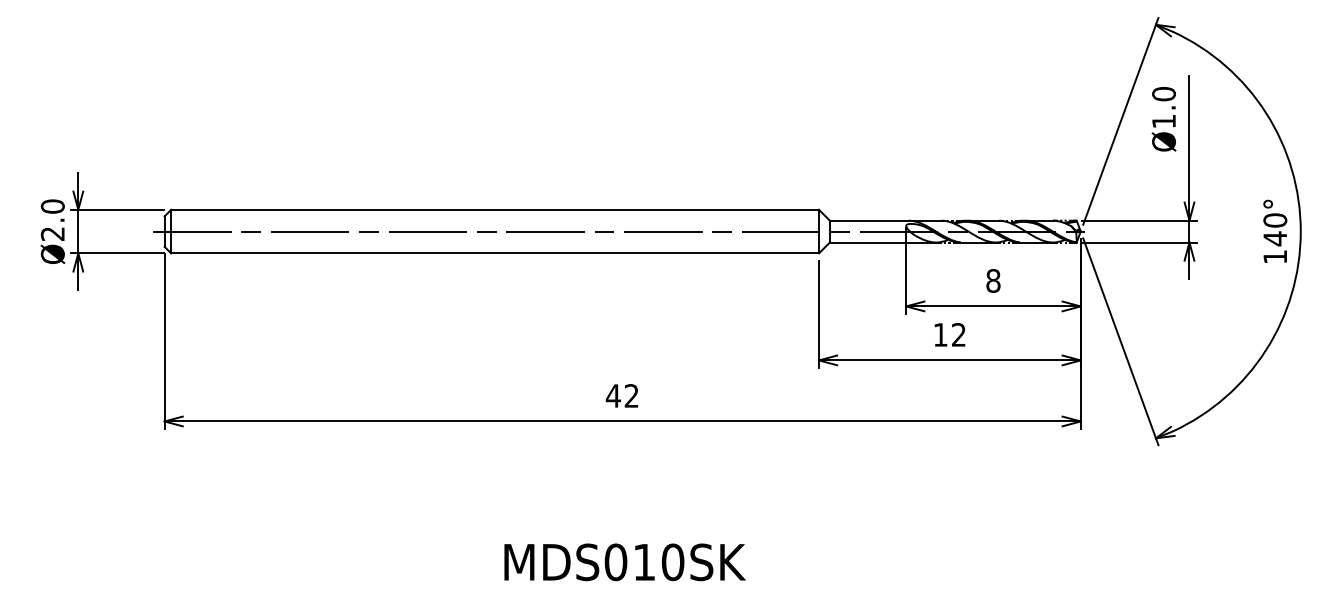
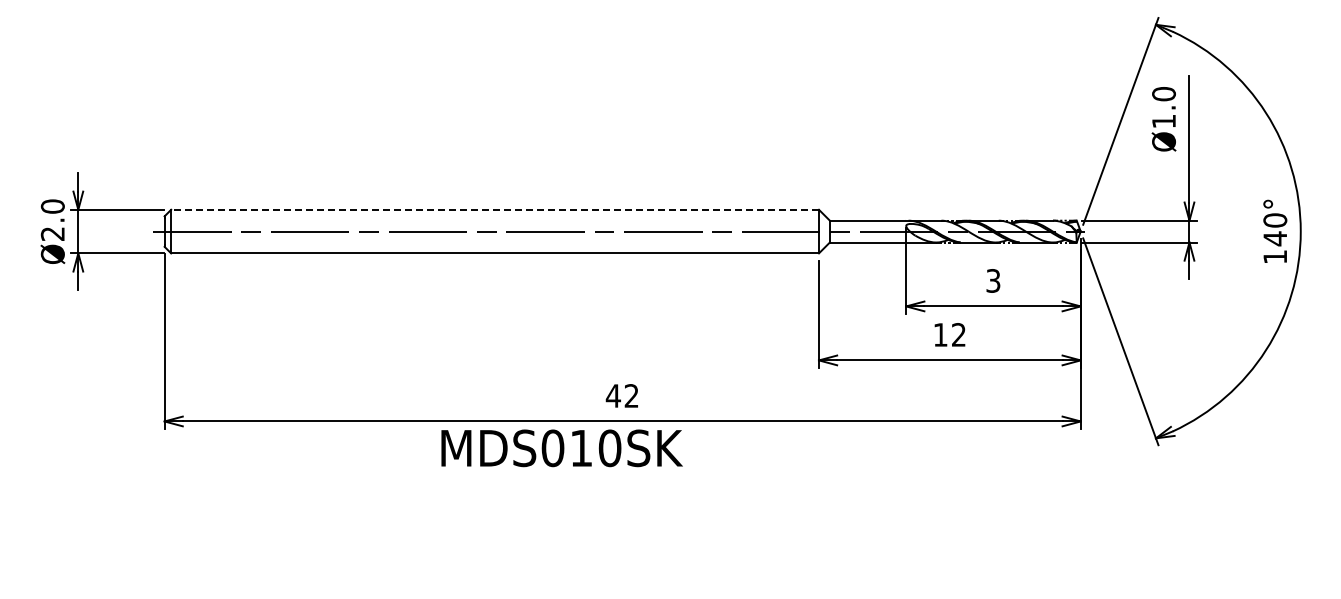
line: solid -> dashed (495, 209)
text: 8 -> 3 (993, 280)
text position: (624, 562) -> (561, 448) (561, 448)
